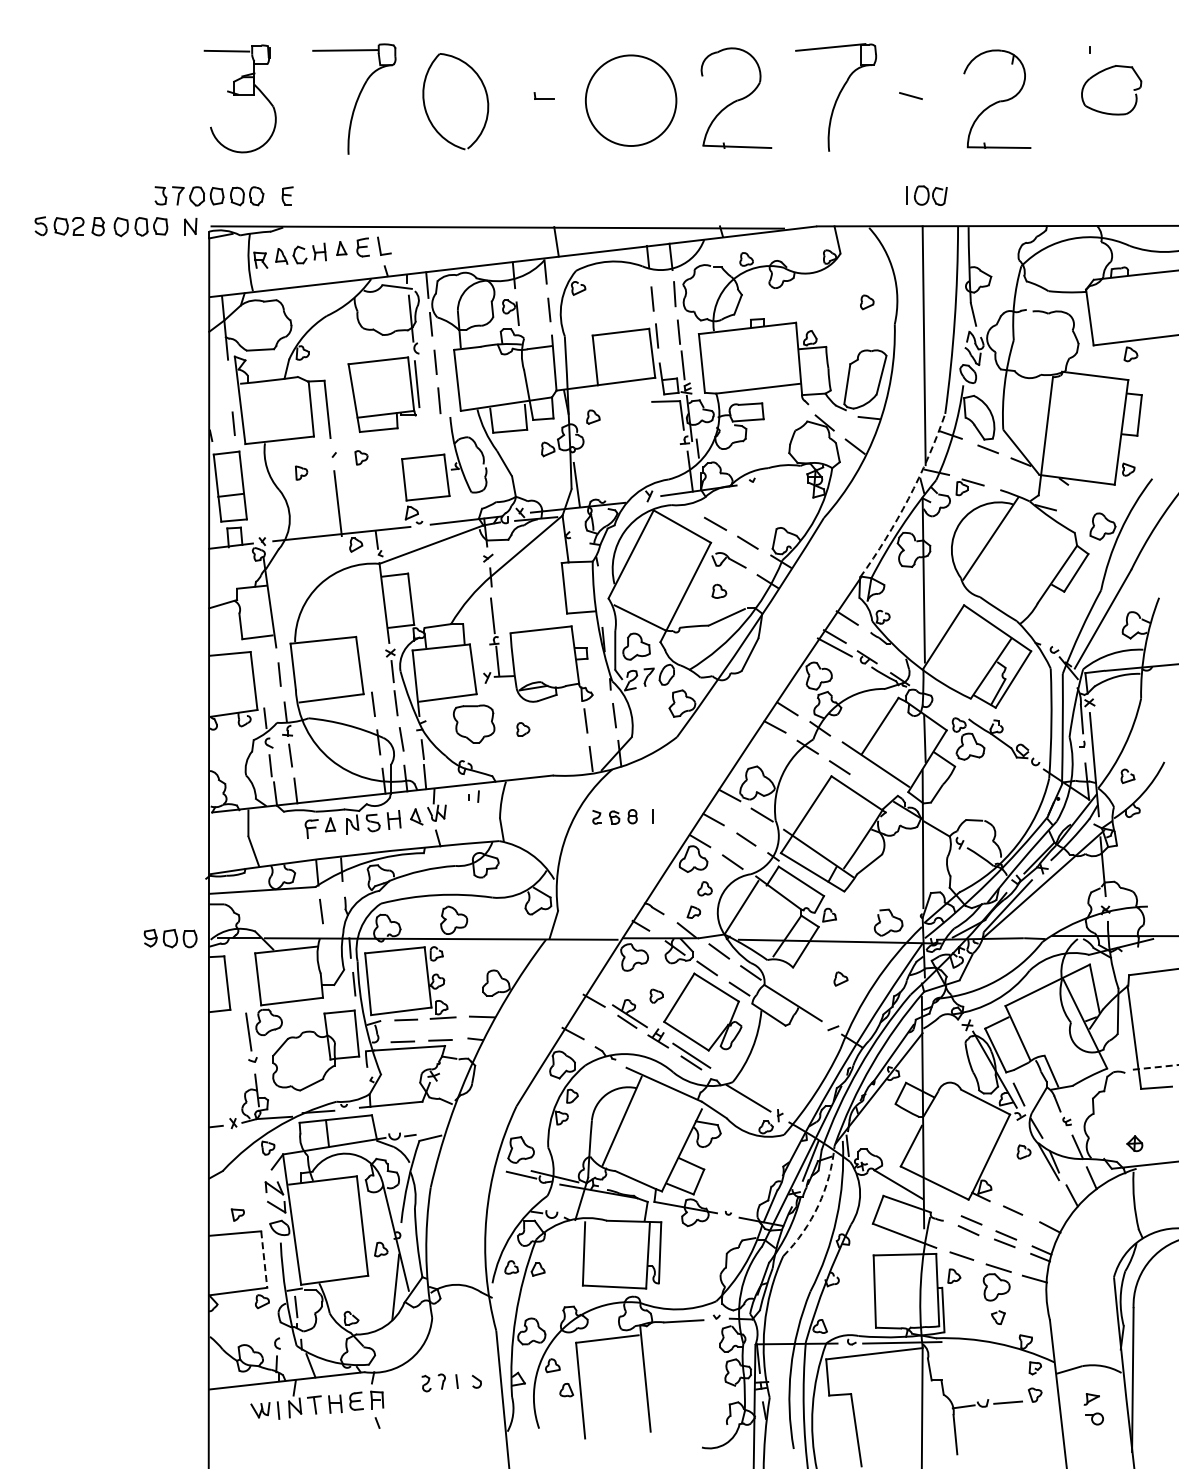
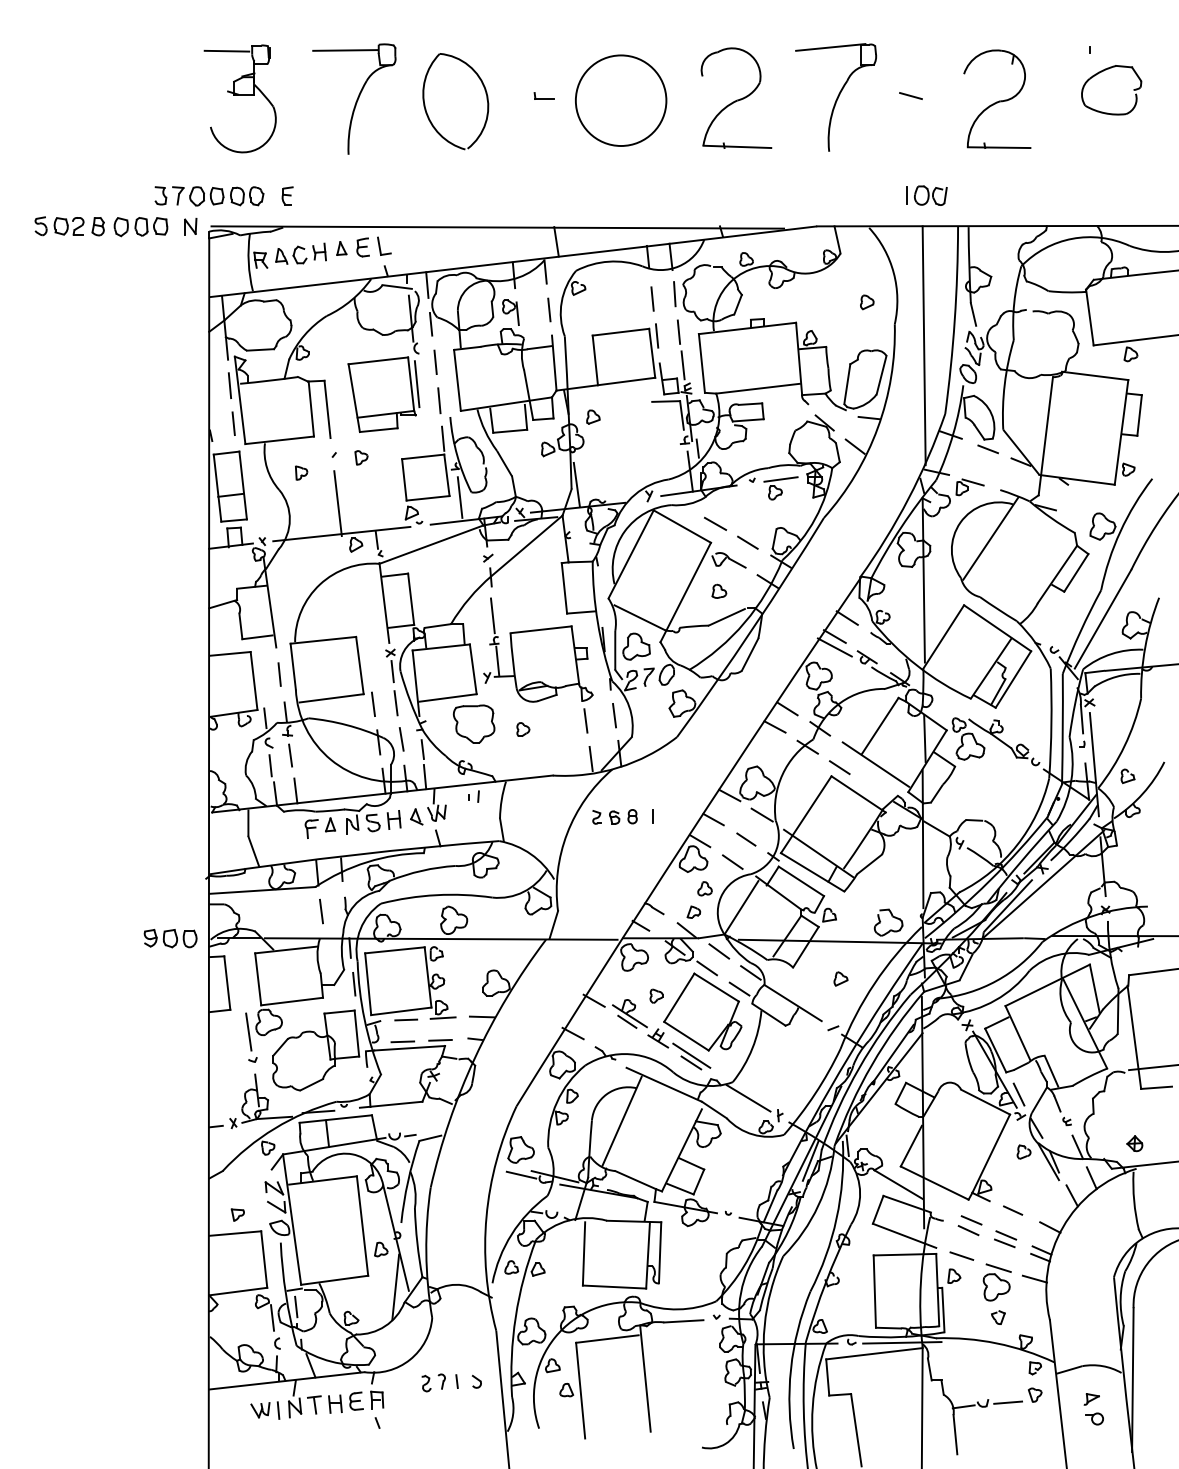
circle position: (631, 100) -> (621, 100) (621, 100)
line: none -> present (229, 385)
line: none -> present (443, 438)
part: none -> present (780, 488)
line: none -> present (459, 497)
arc: dashed -> solid (908, 498)
line: dashed -> solid (1153, 1067)
arc: dashed -> solid (818, 1205)
line: dashed -> solid (264, 1260)
line: none -> present (272, 1317)
